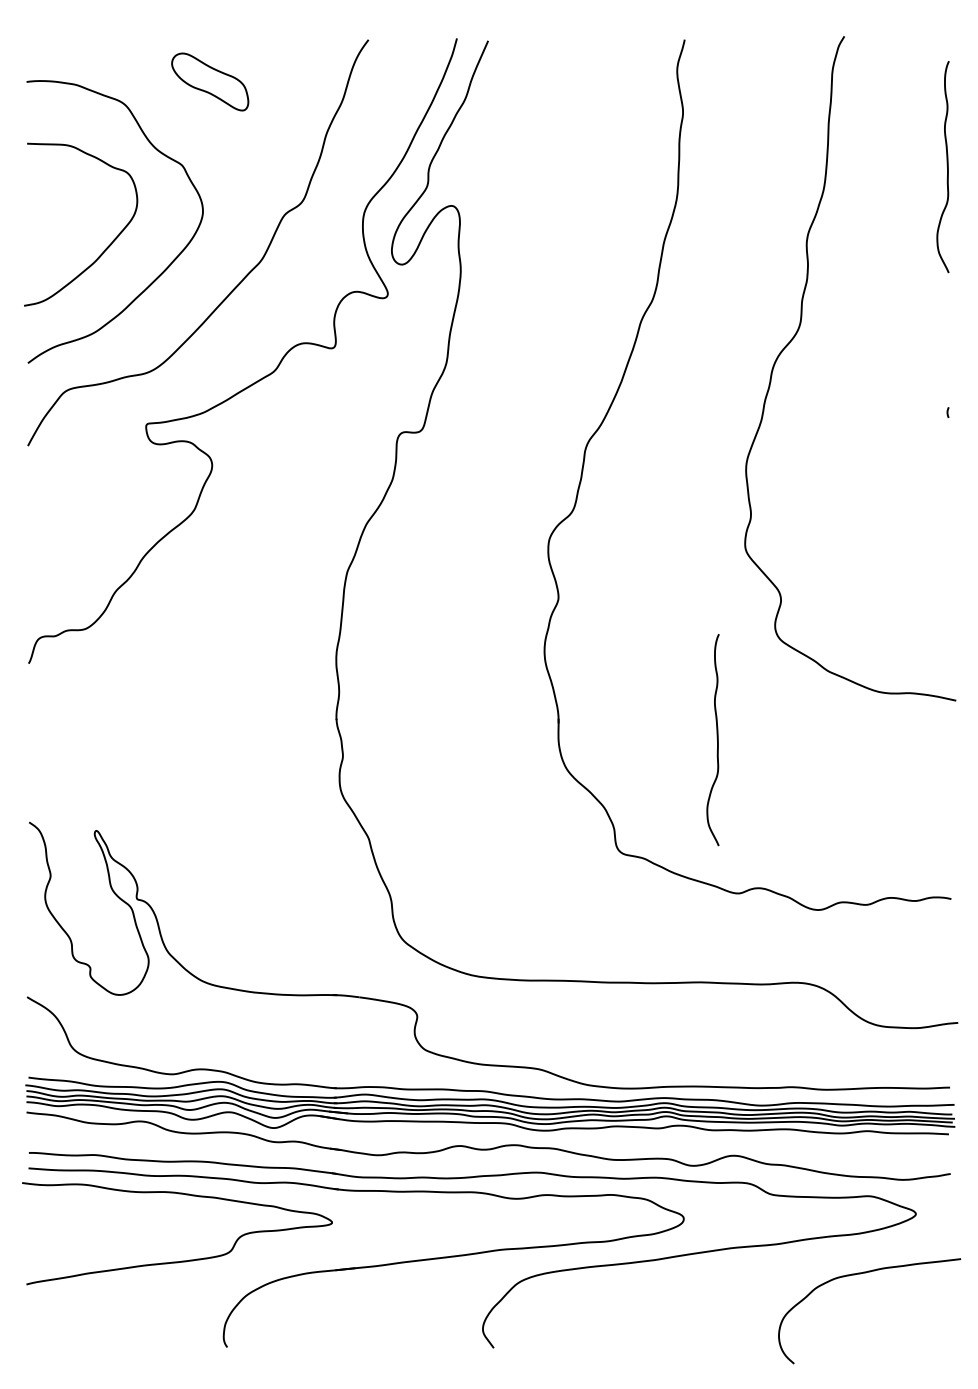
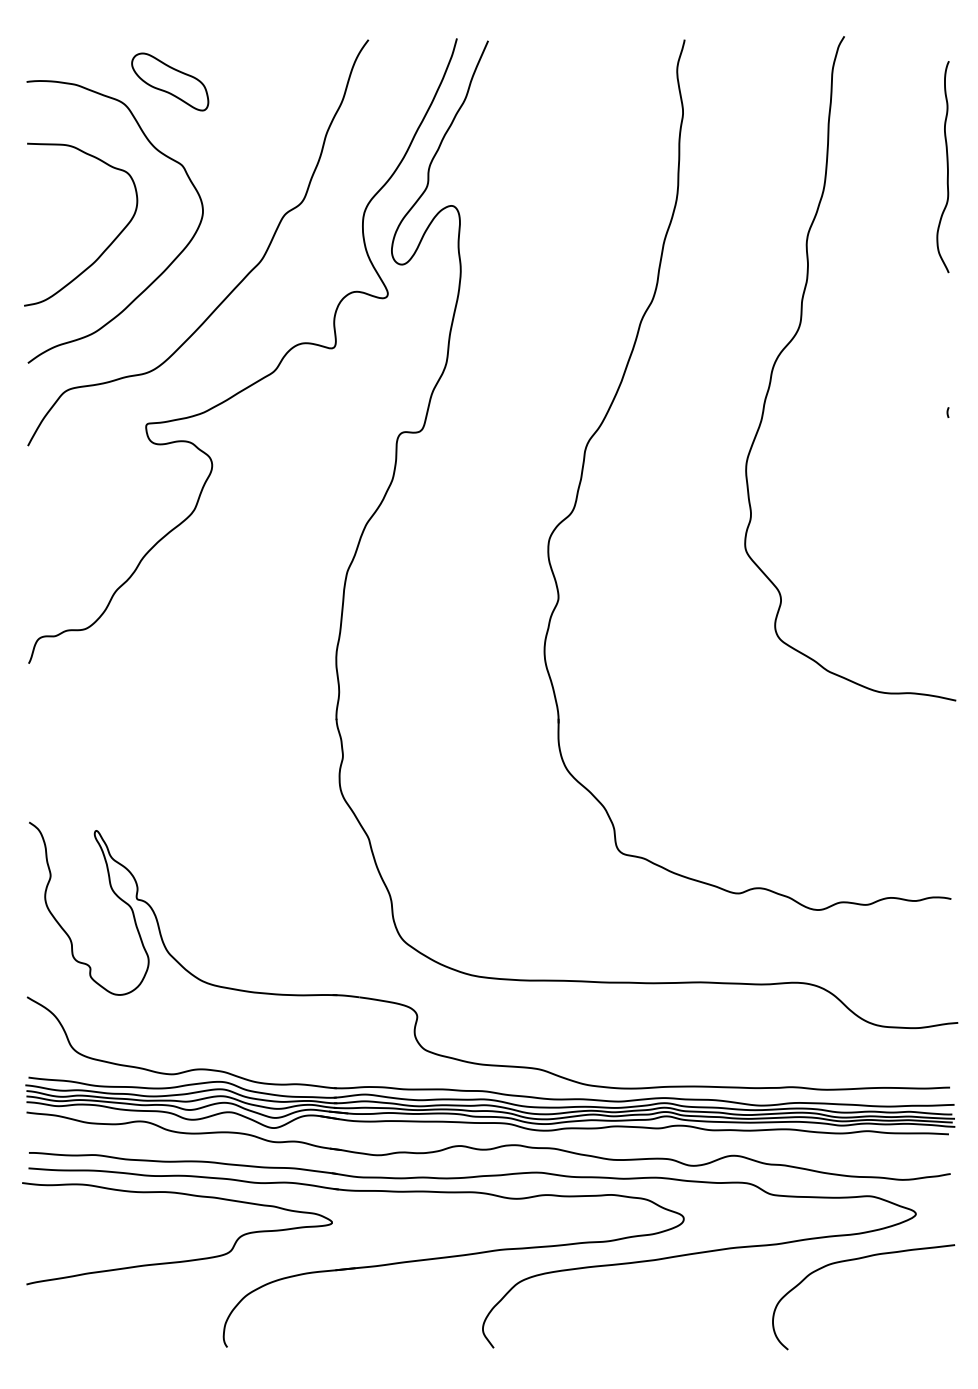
part position: (210, 81) -> (170, 81) (170, 81)
curve: present -> none (716, 738)
curve position: (861, 1274) -> (855, 1260) (855, 1260)
